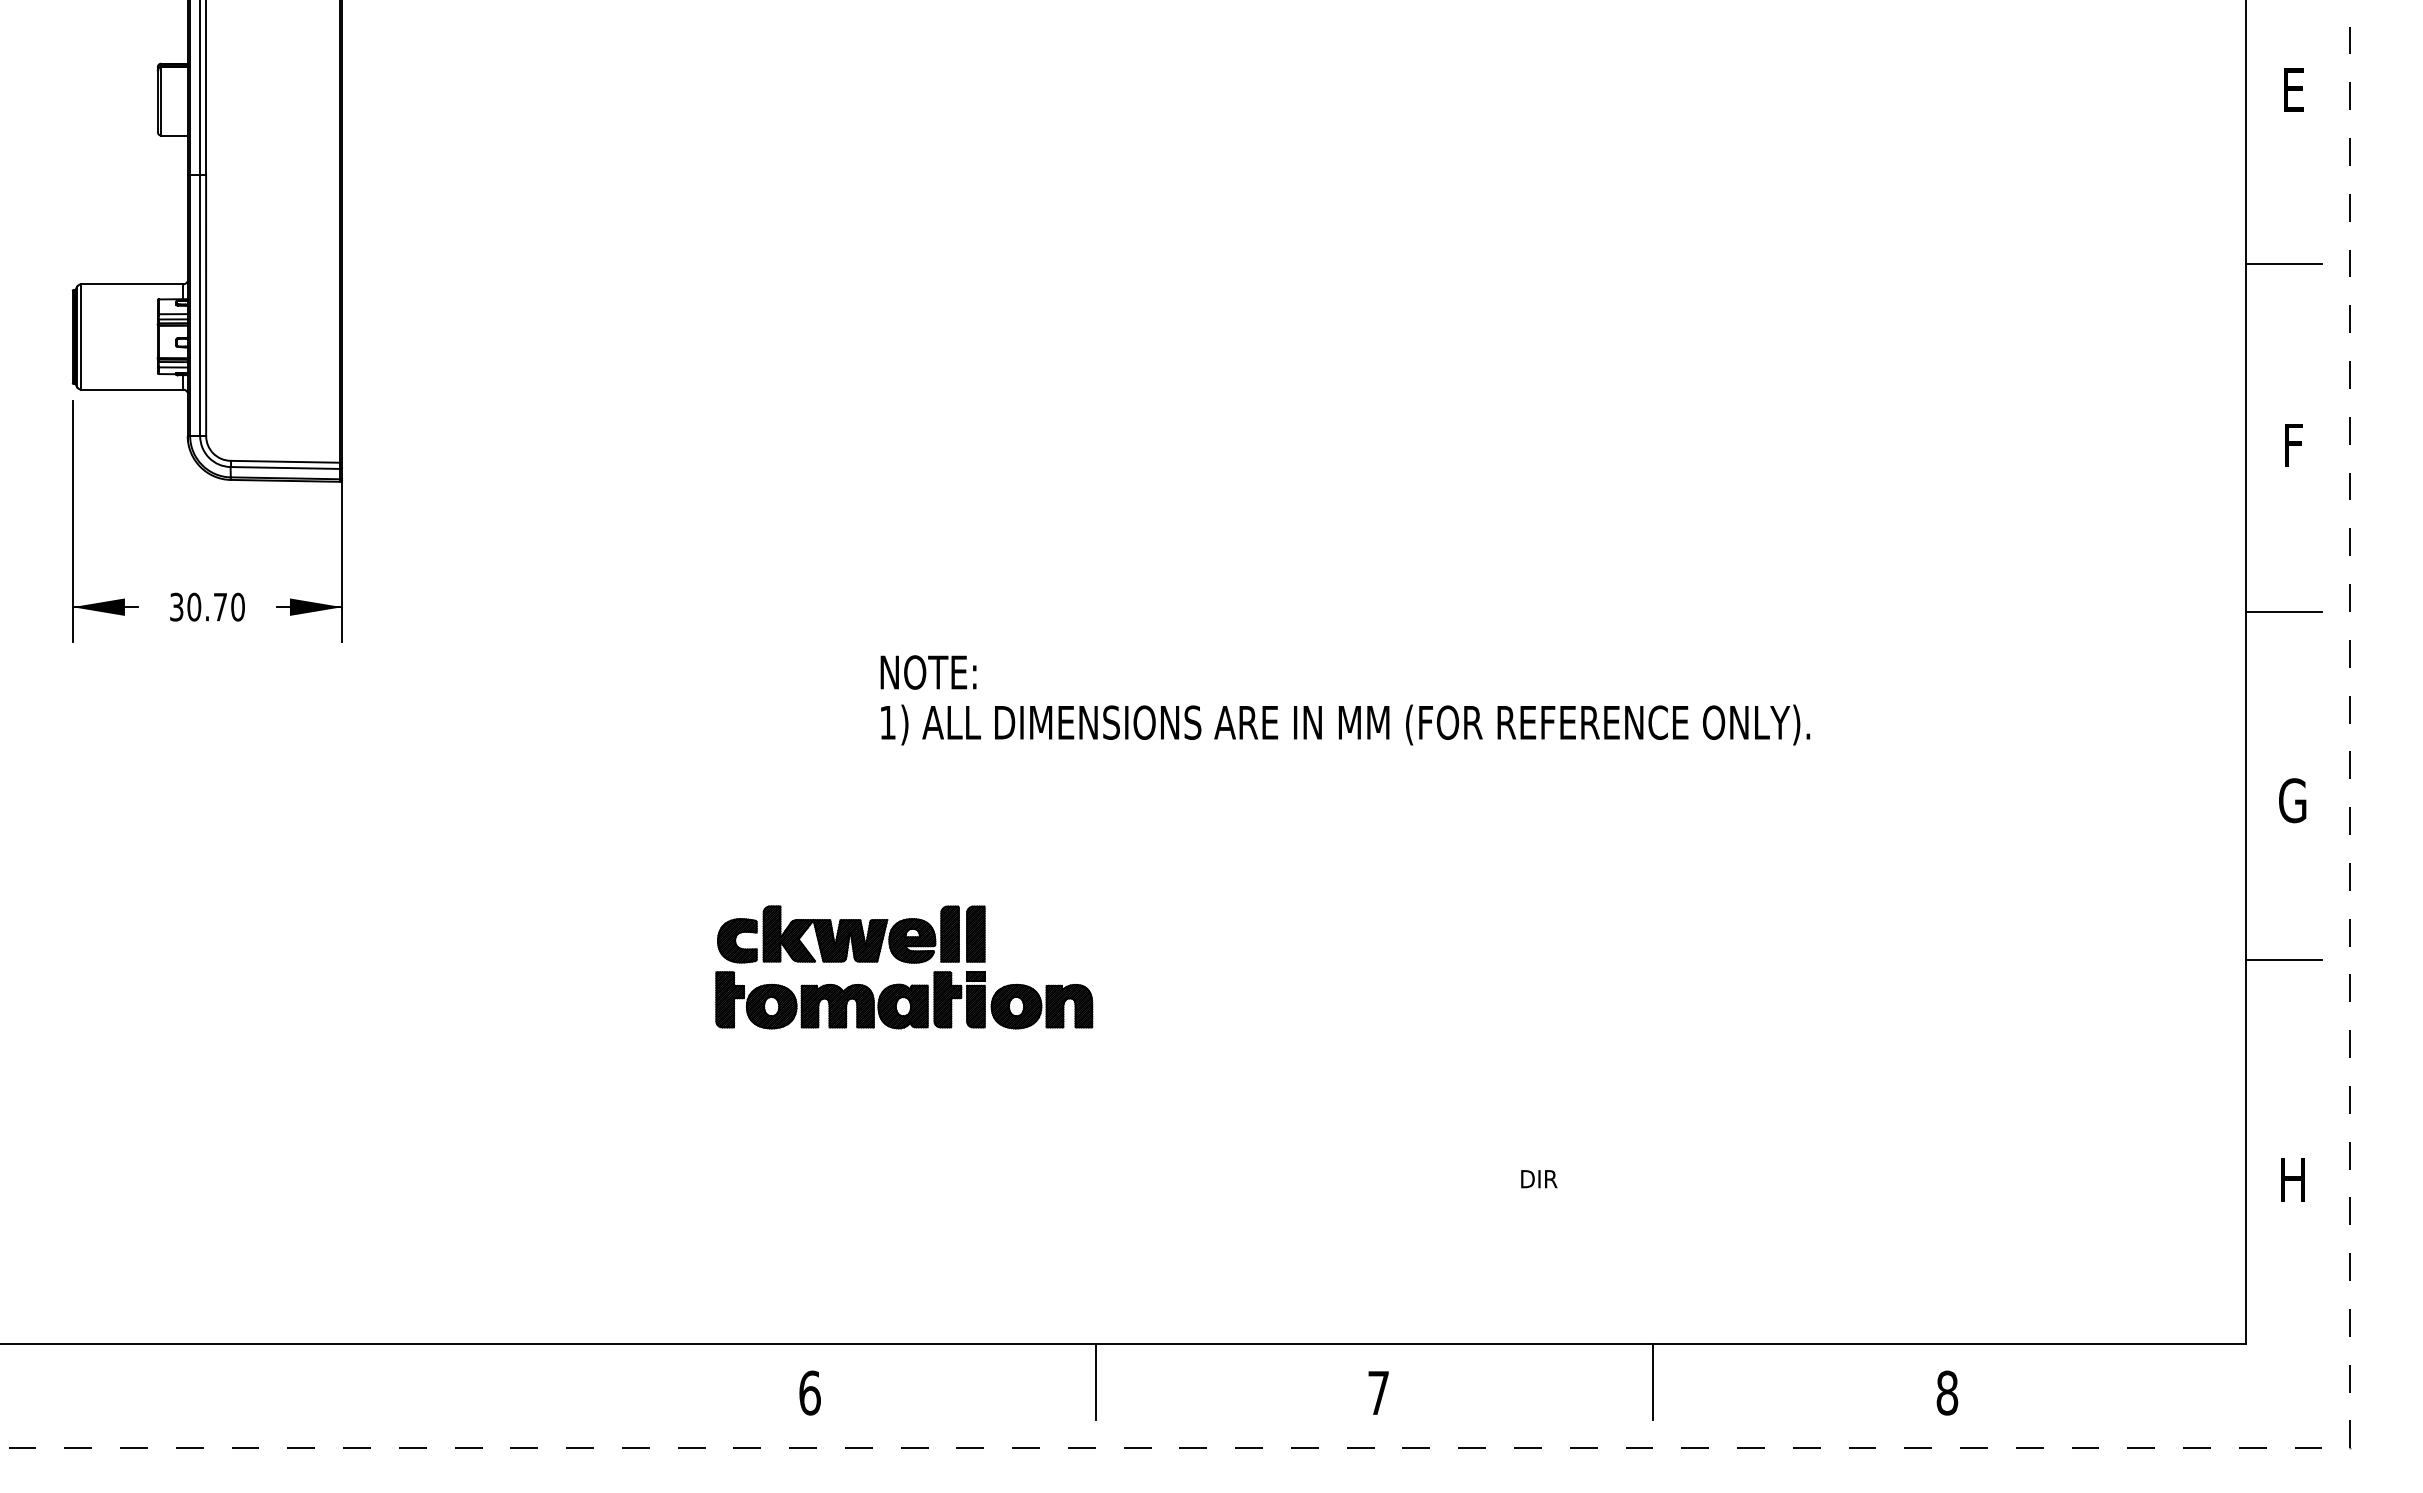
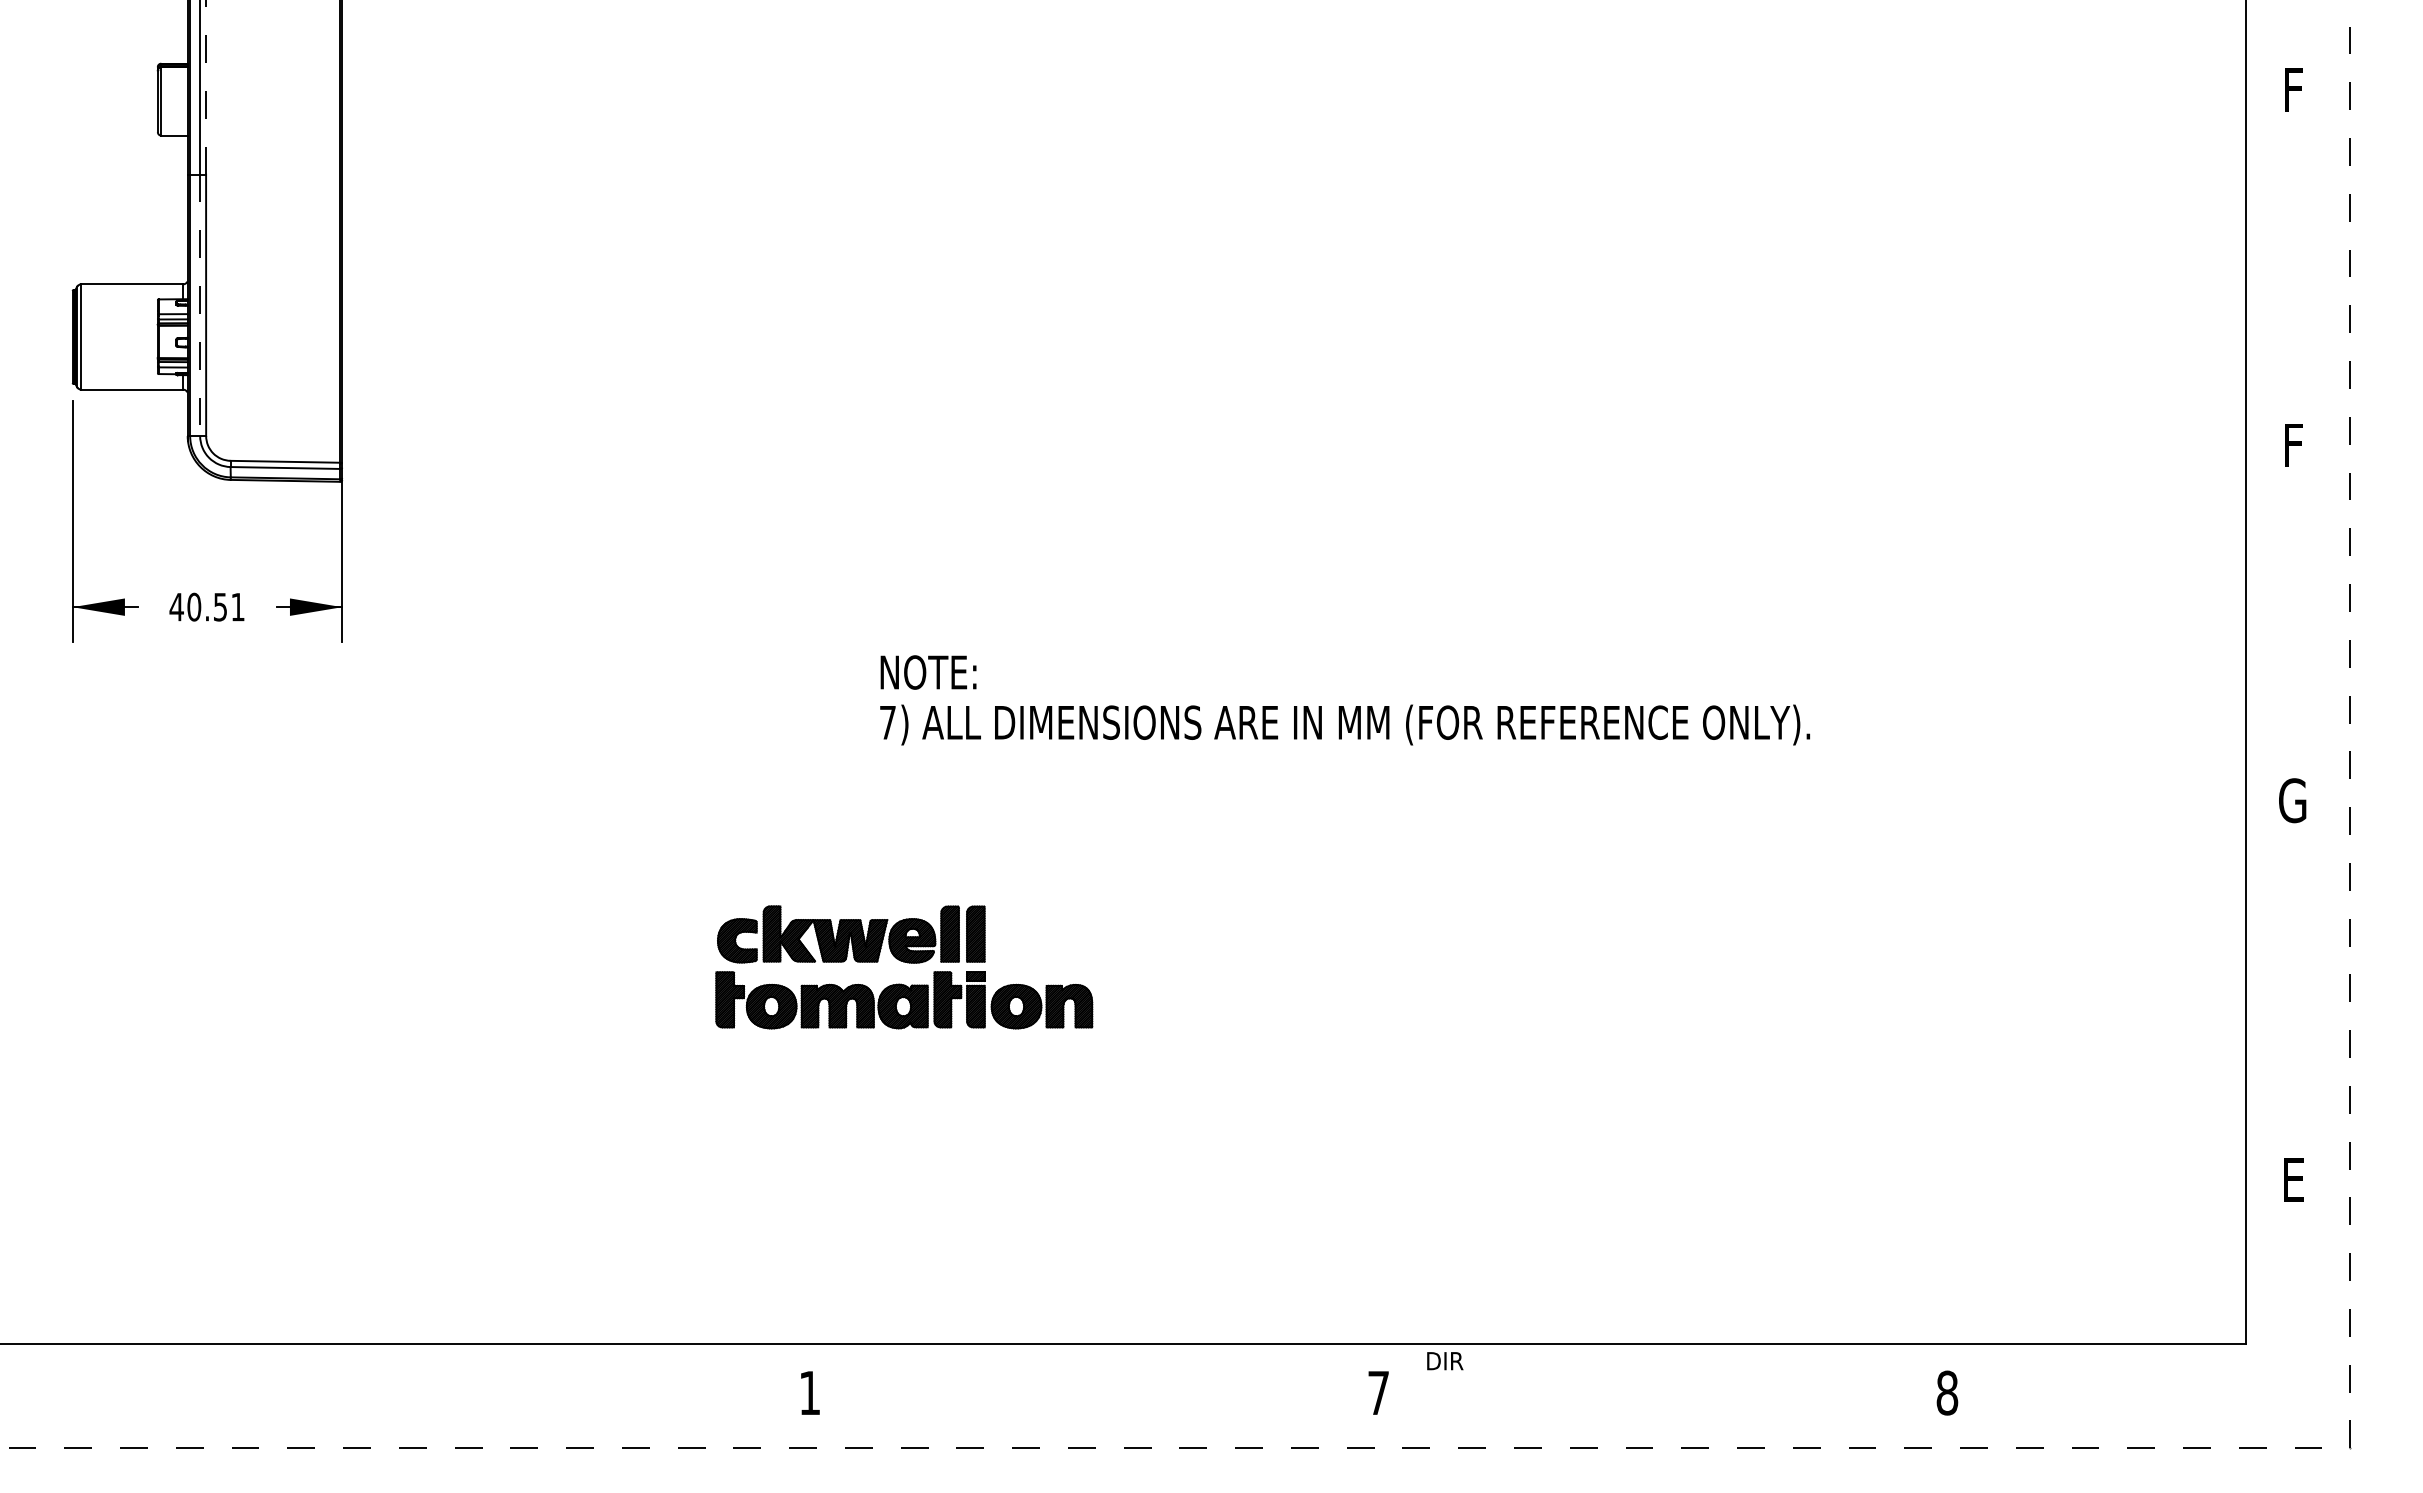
line: solid -> dashed (206, 87)
text: E -> F (2293, 89)
line: present -> none (2283, 263)
line: solid -> dashed (200, 305)
text: 30.70 -> 40.51 (206, 606)
line: present -> none (2283, 612)
text: 1) -> 7) (887, 722)
line: present -> none (2283, 960)
text position: (1539, 1179) -> (1445, 1361) (1445, 1361)
text: H -> E (2292, 1179)
line: present -> none (1095, 1381)
line: present -> none (1653, 1381)
text: 6 -> 1 (809, 1392)
